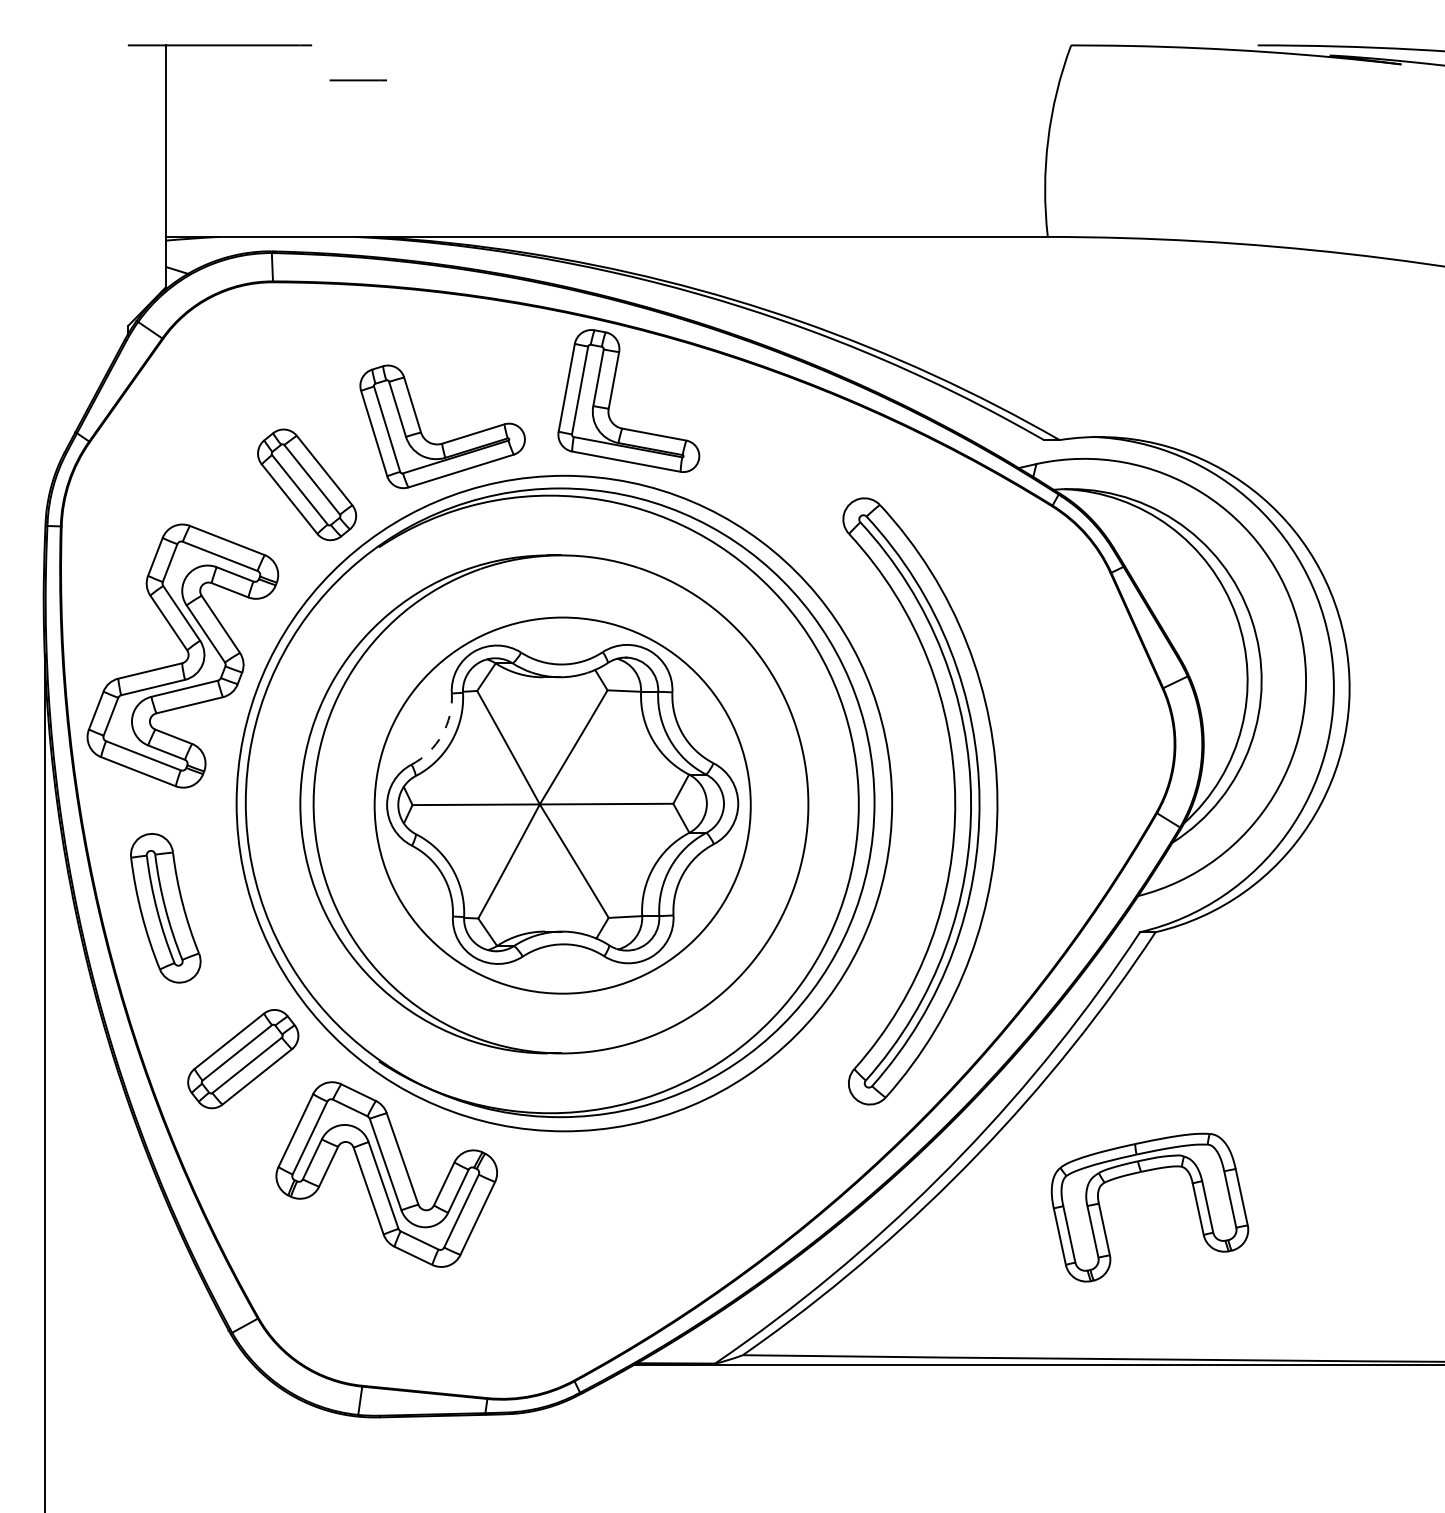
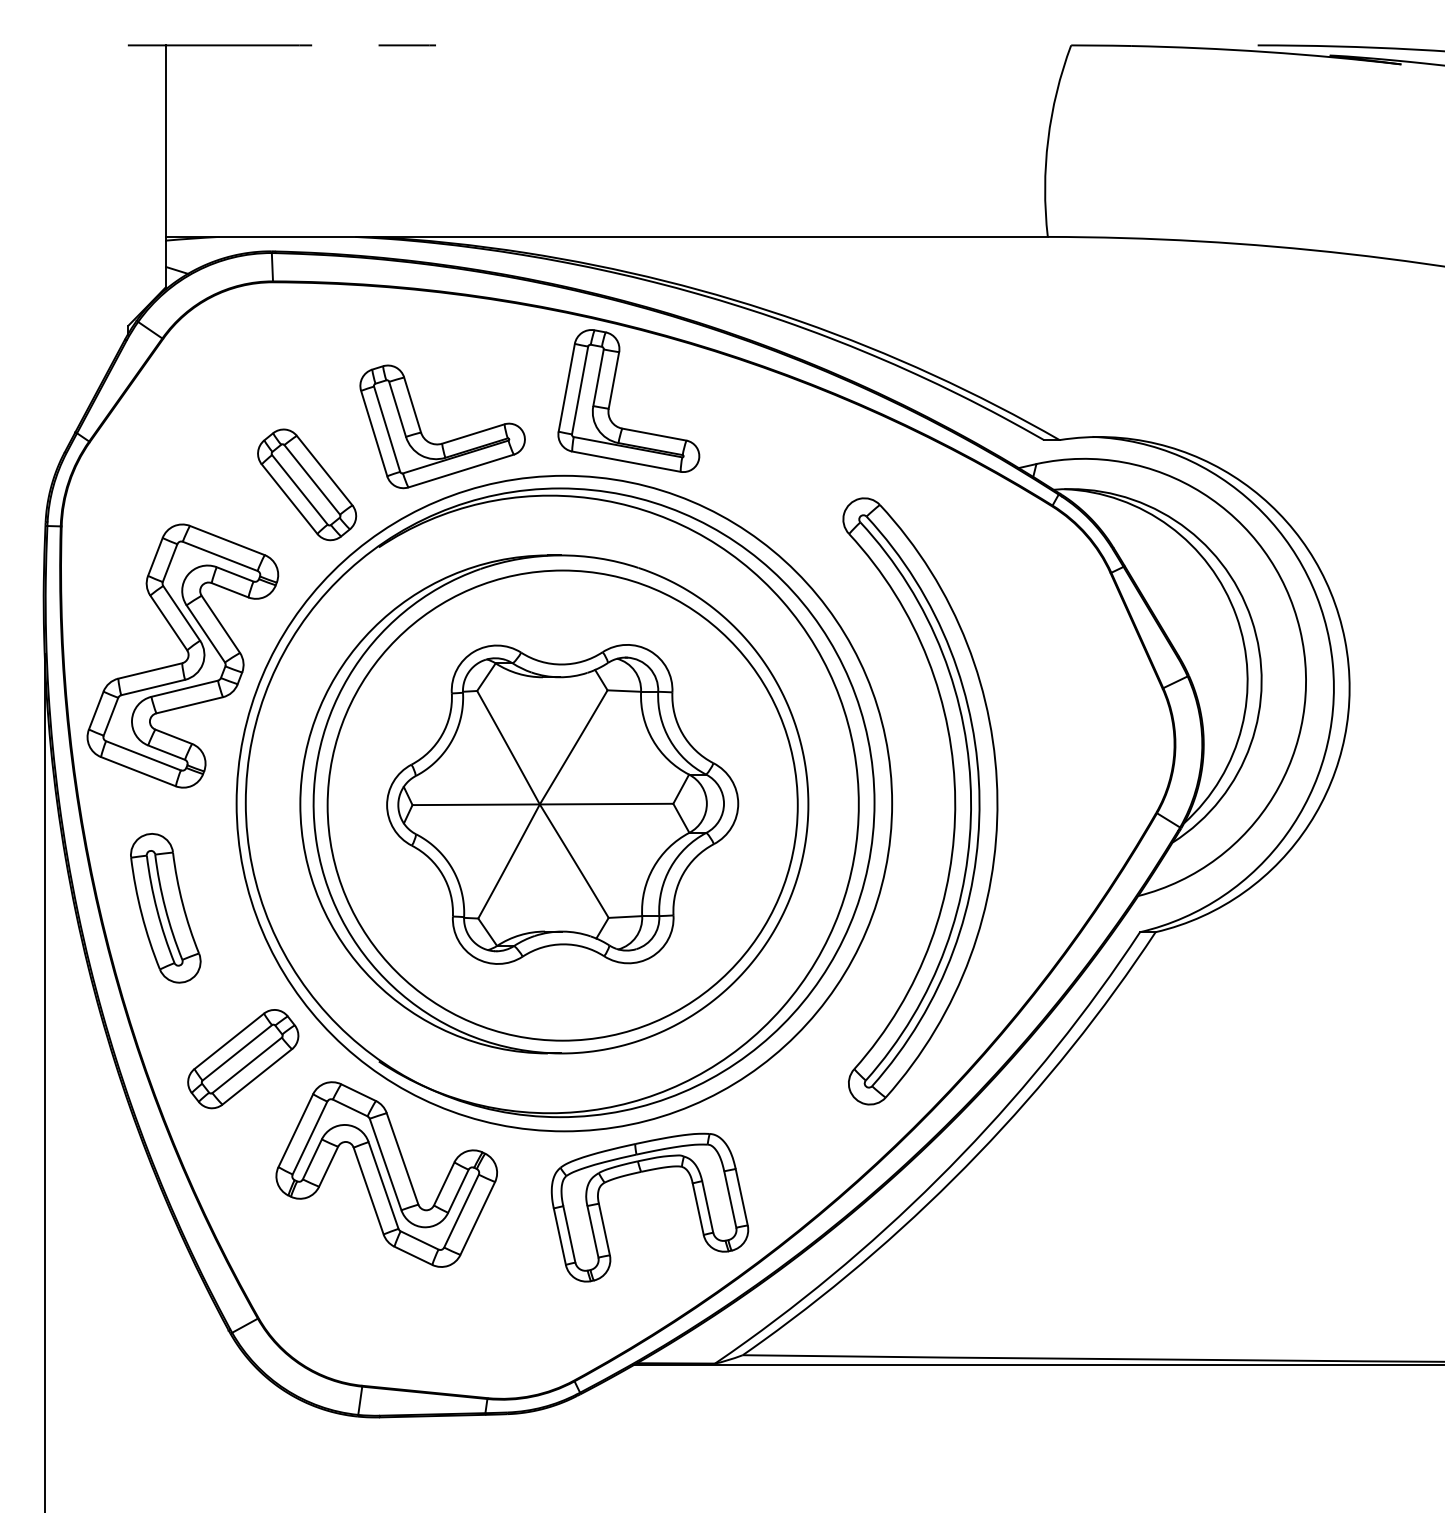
line position: (357, 80) -> (406, 45) (406, 45)
arc: dashed -> solid (442, 735)
circle diameter: 376 px -> 470 px (562, 805)
part position: (1144, 1172) -> (644, 1172) (644, 1172)
